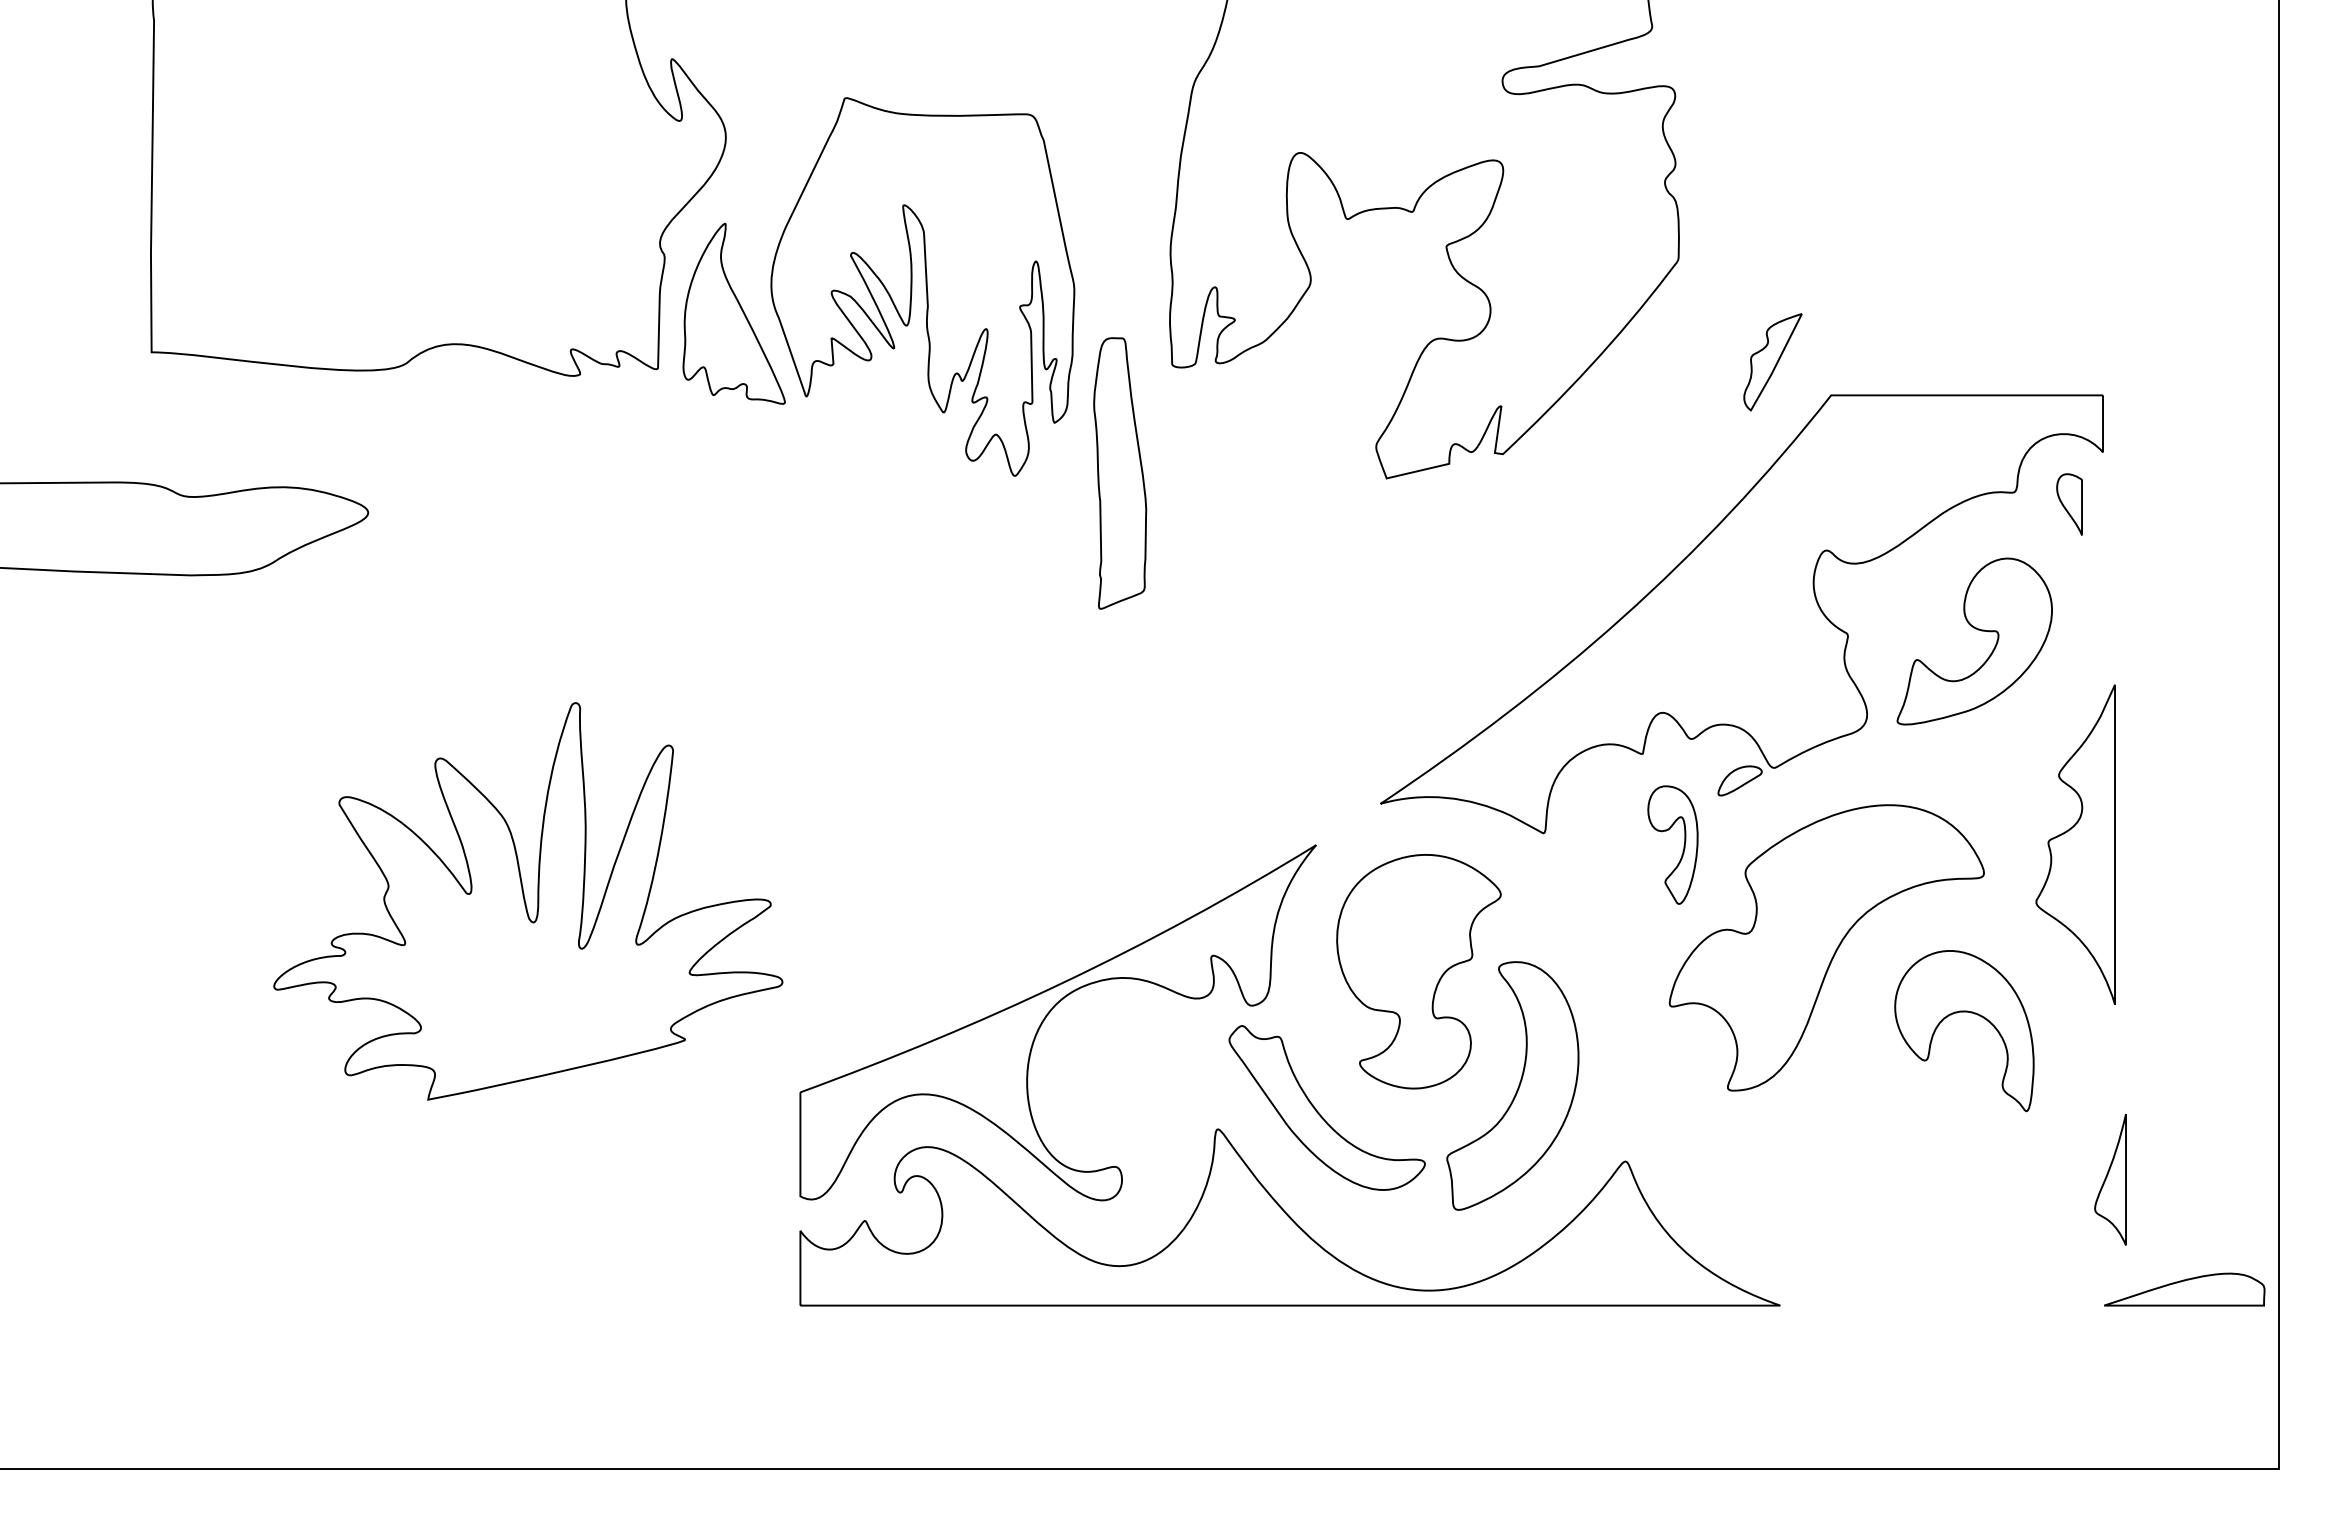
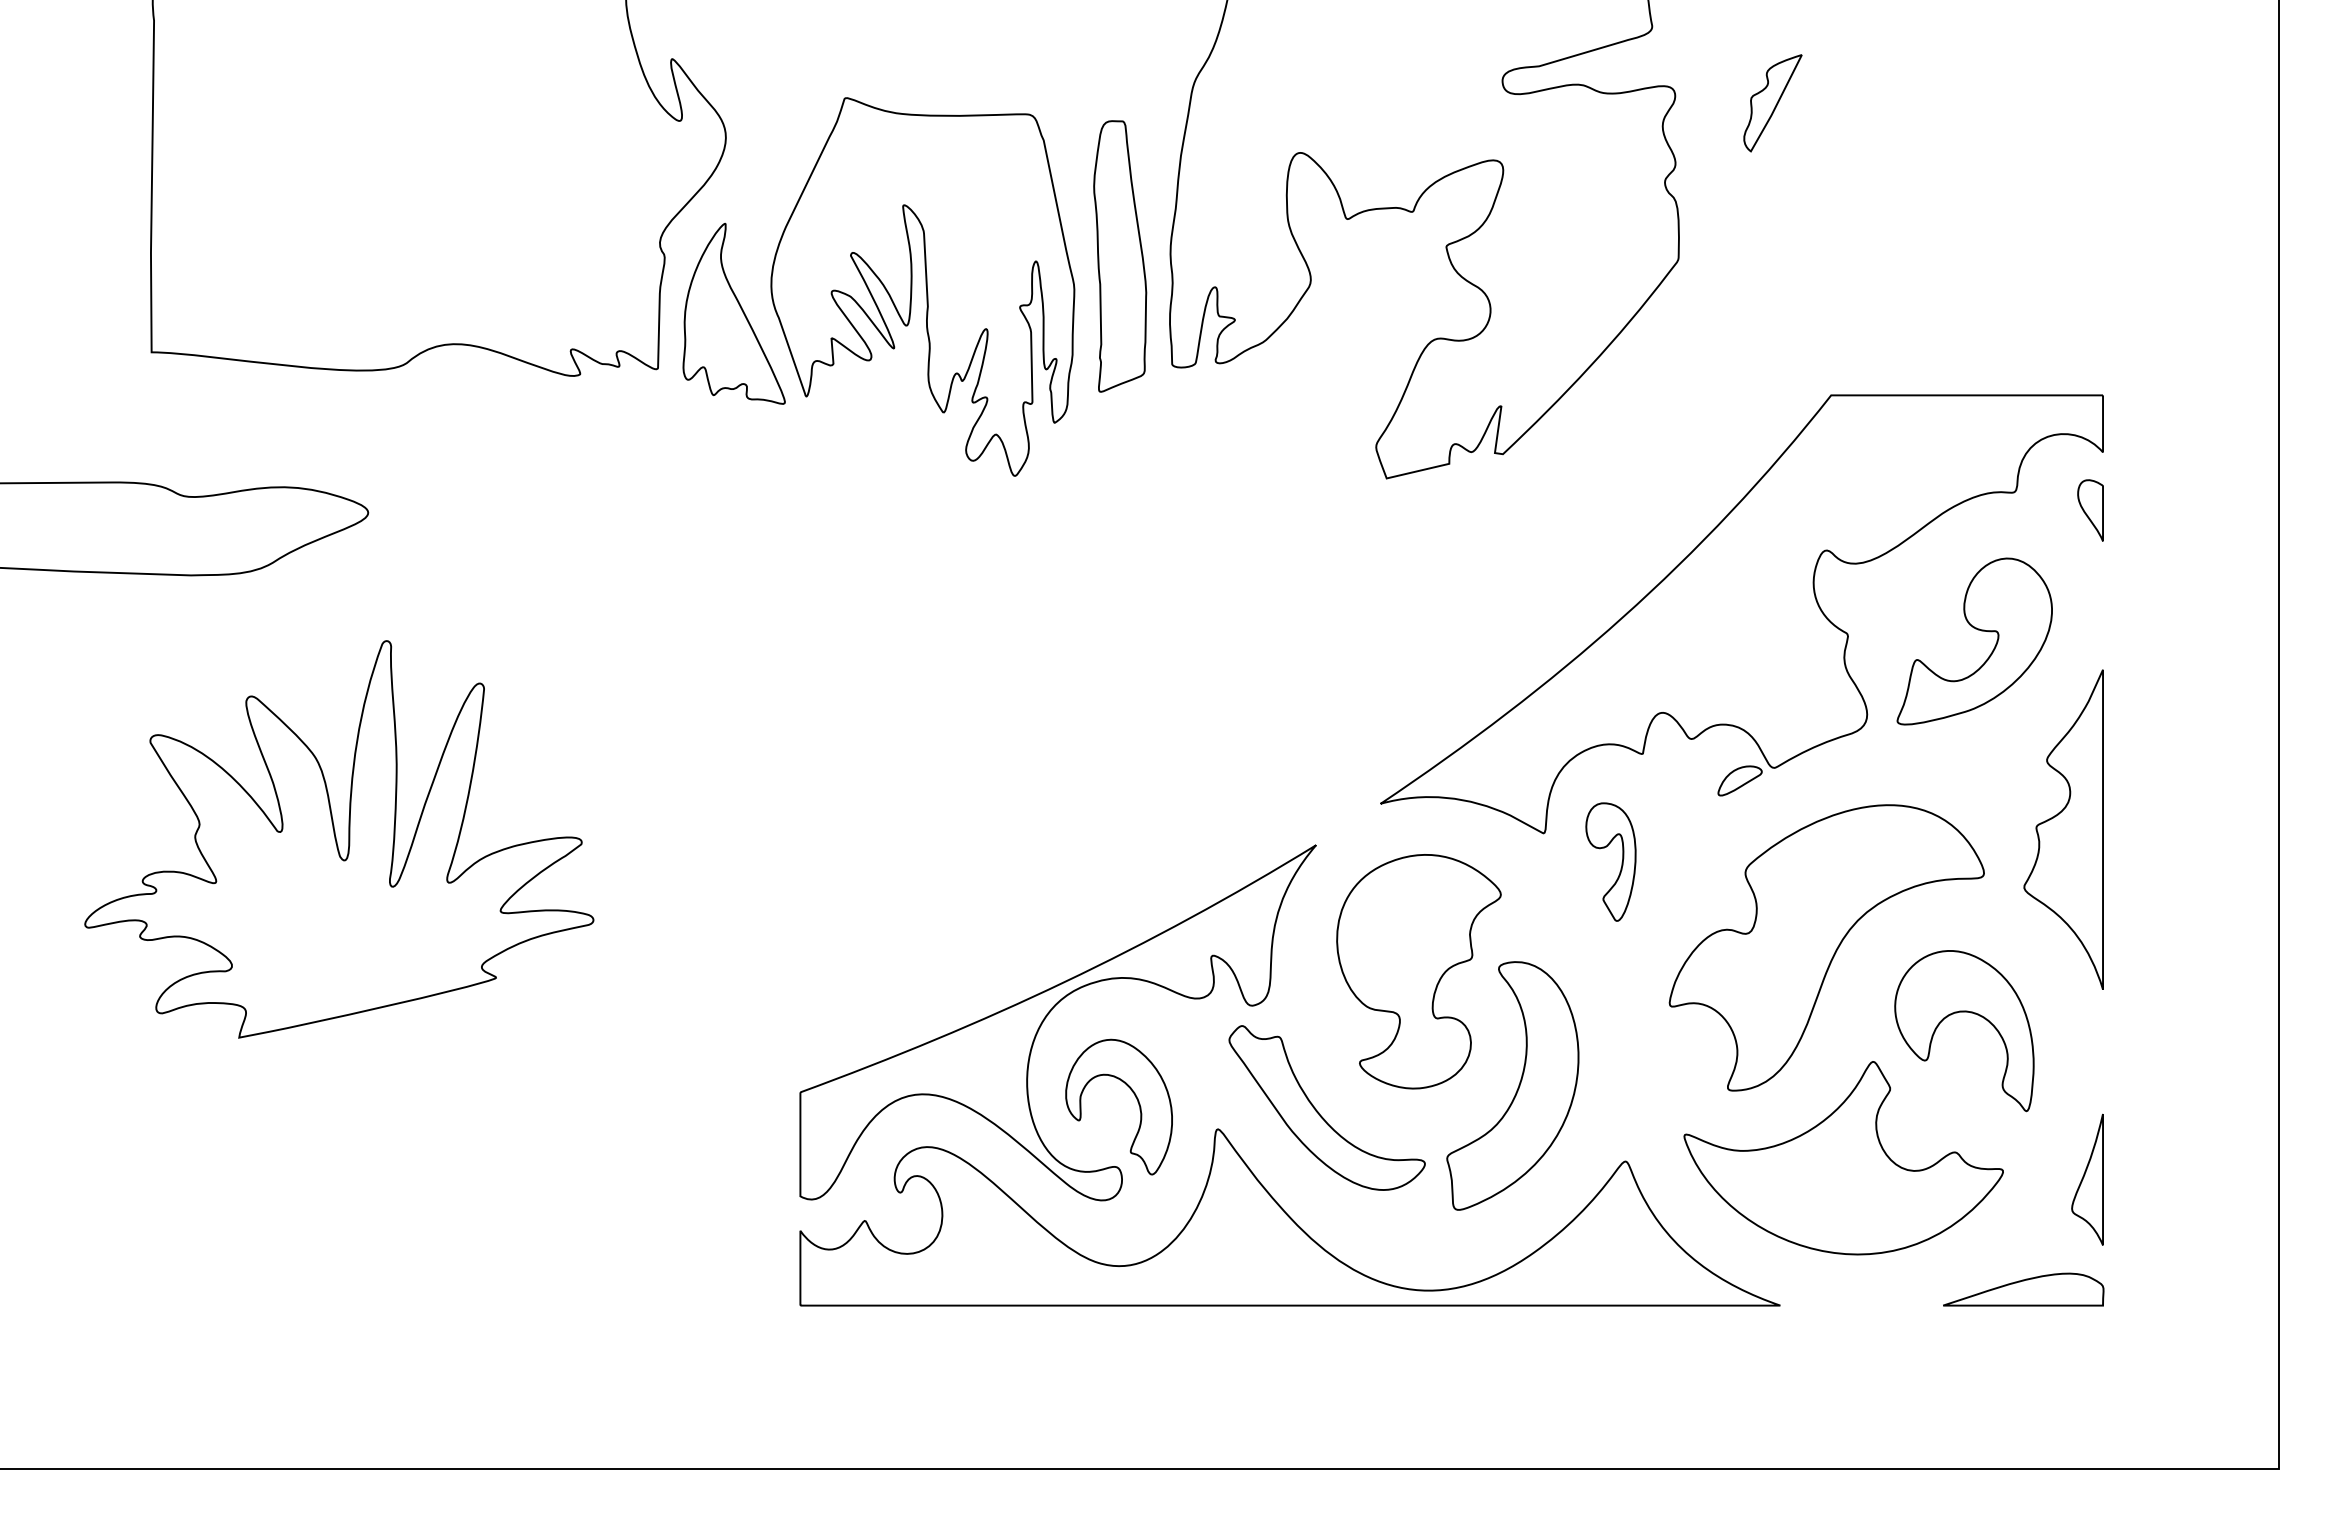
part position: (1772, 362) -> (1772, 103) (1772, 103)
part position: (1120, 473) -> (1120, 256) (1120, 256)
part position: (2069, 504) -> (2090, 510) (2090, 510)
part position: (2075, 844) -> (2063, 829) (2063, 829)
part position: (1683, 845) -> (1621, 862) (1621, 862)
part position: (528, 901) -> (339, 839) (339, 839)
part: none -> present (1135, 1097)
part: none -> present (1843, 1158)
part position: (2110, 1179) -> (2087, 1179) (2087, 1179)
part position: (2184, 1289) -> (2023, 1289) (2023, 1289)
